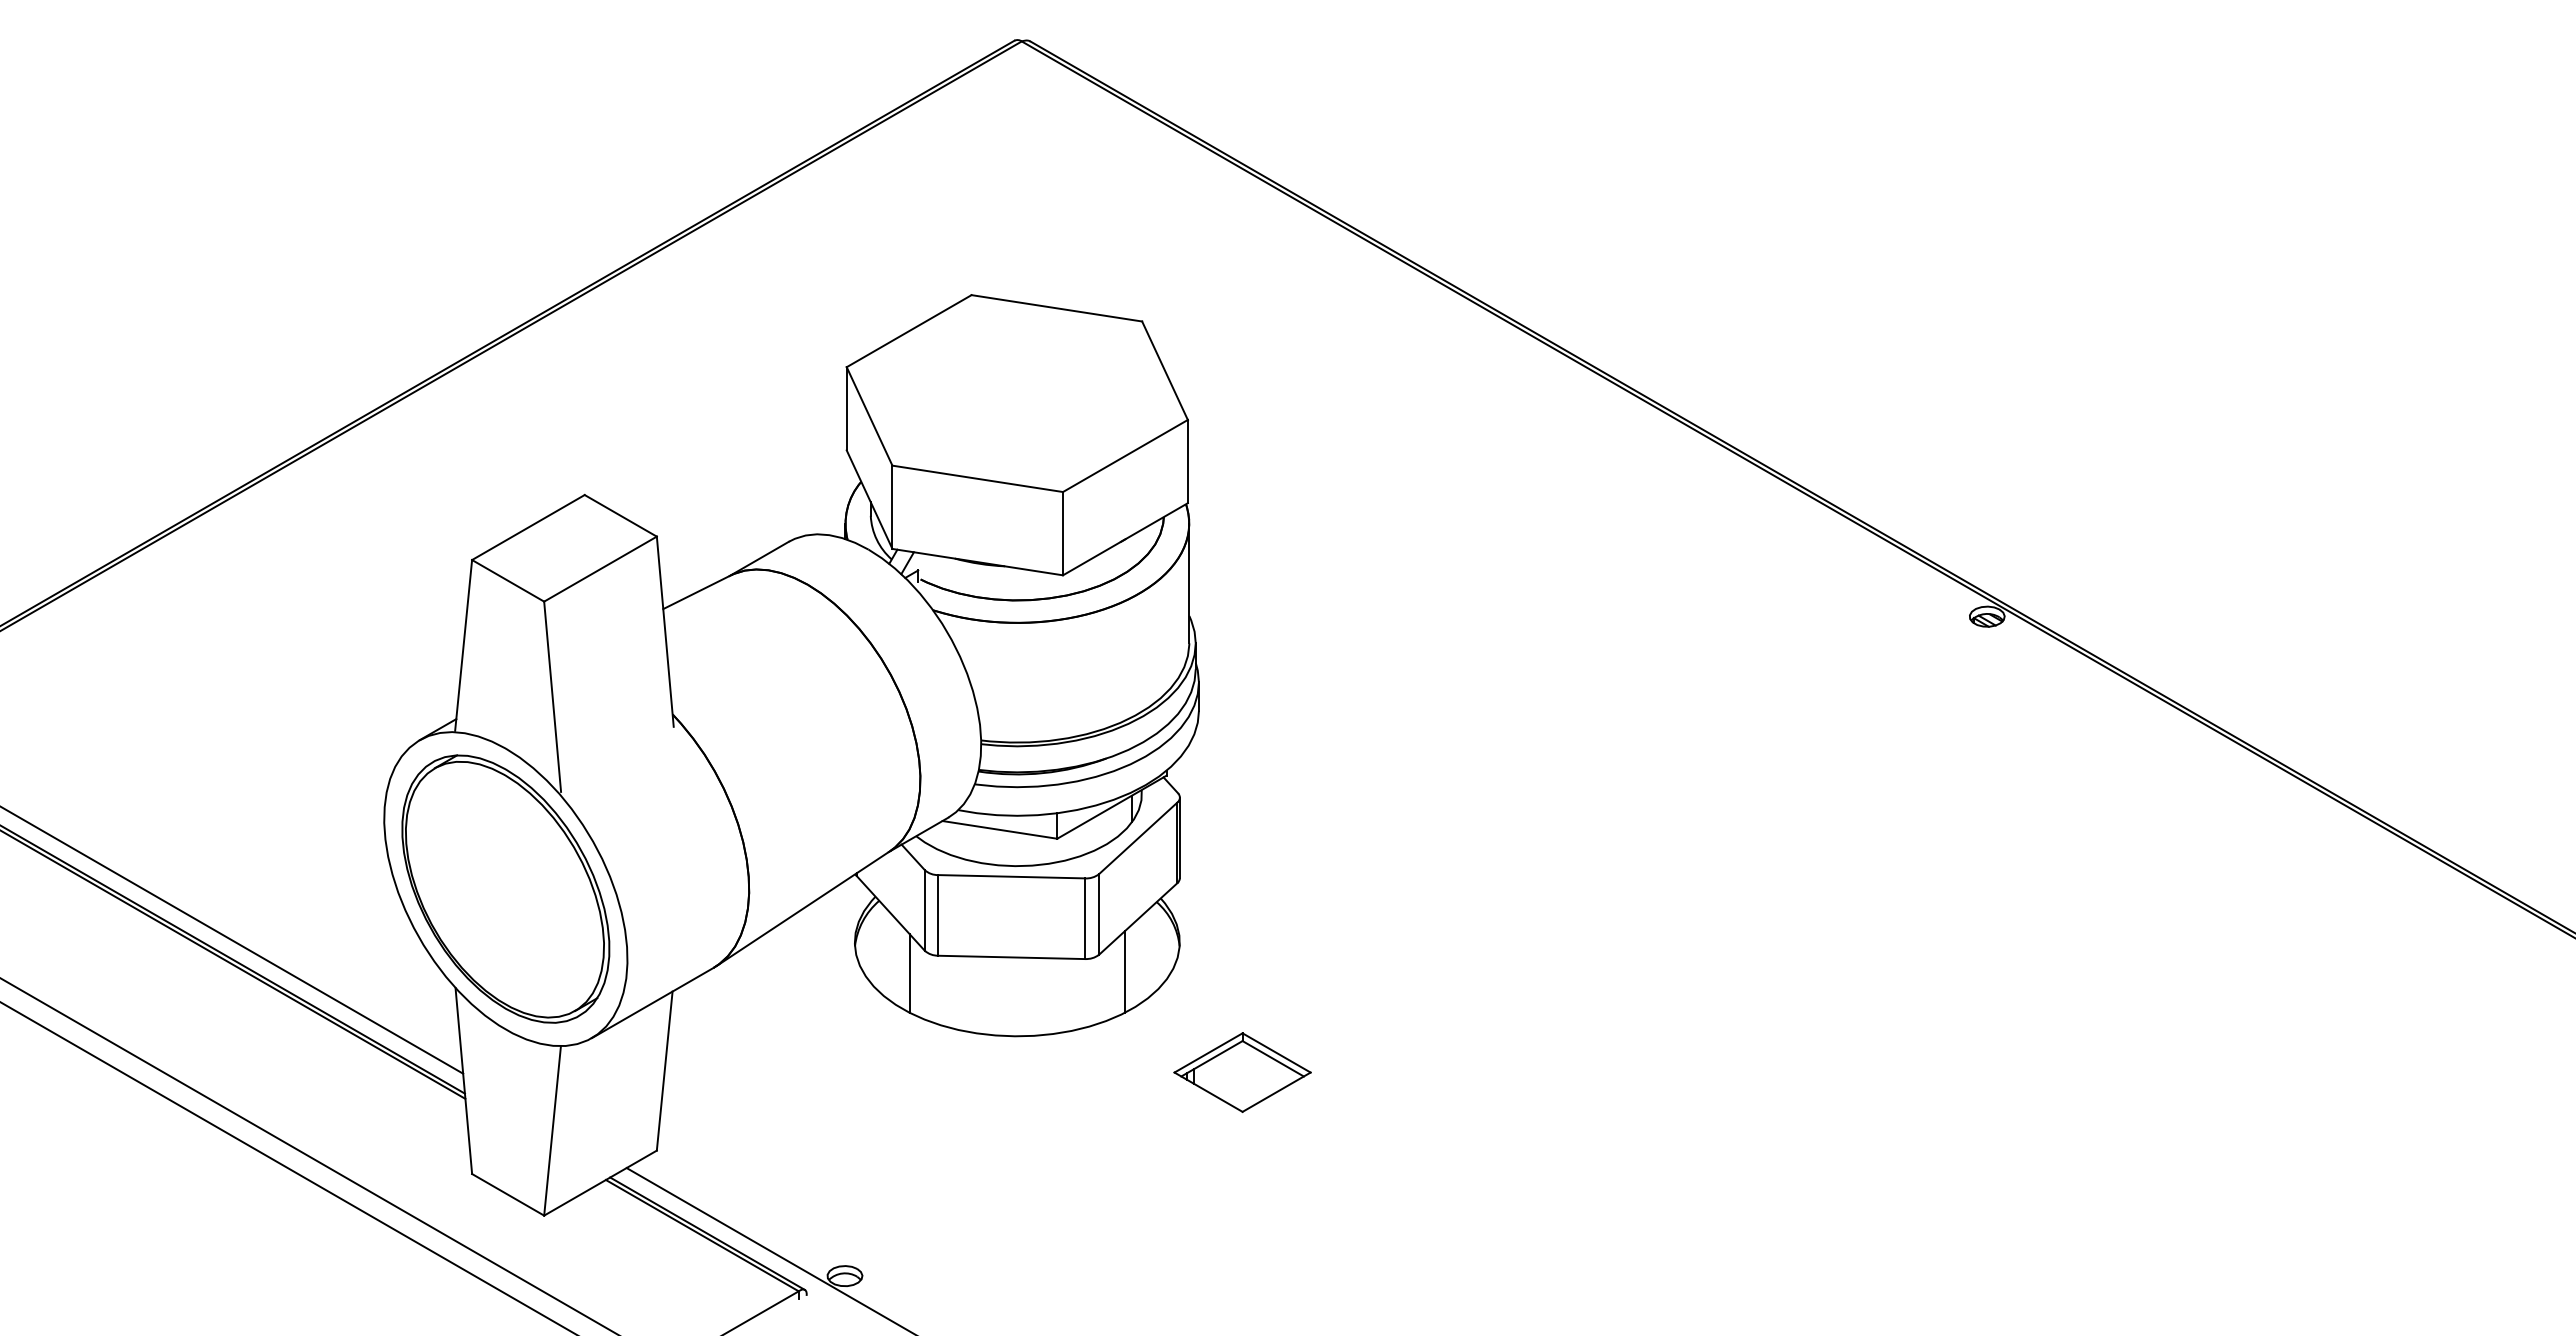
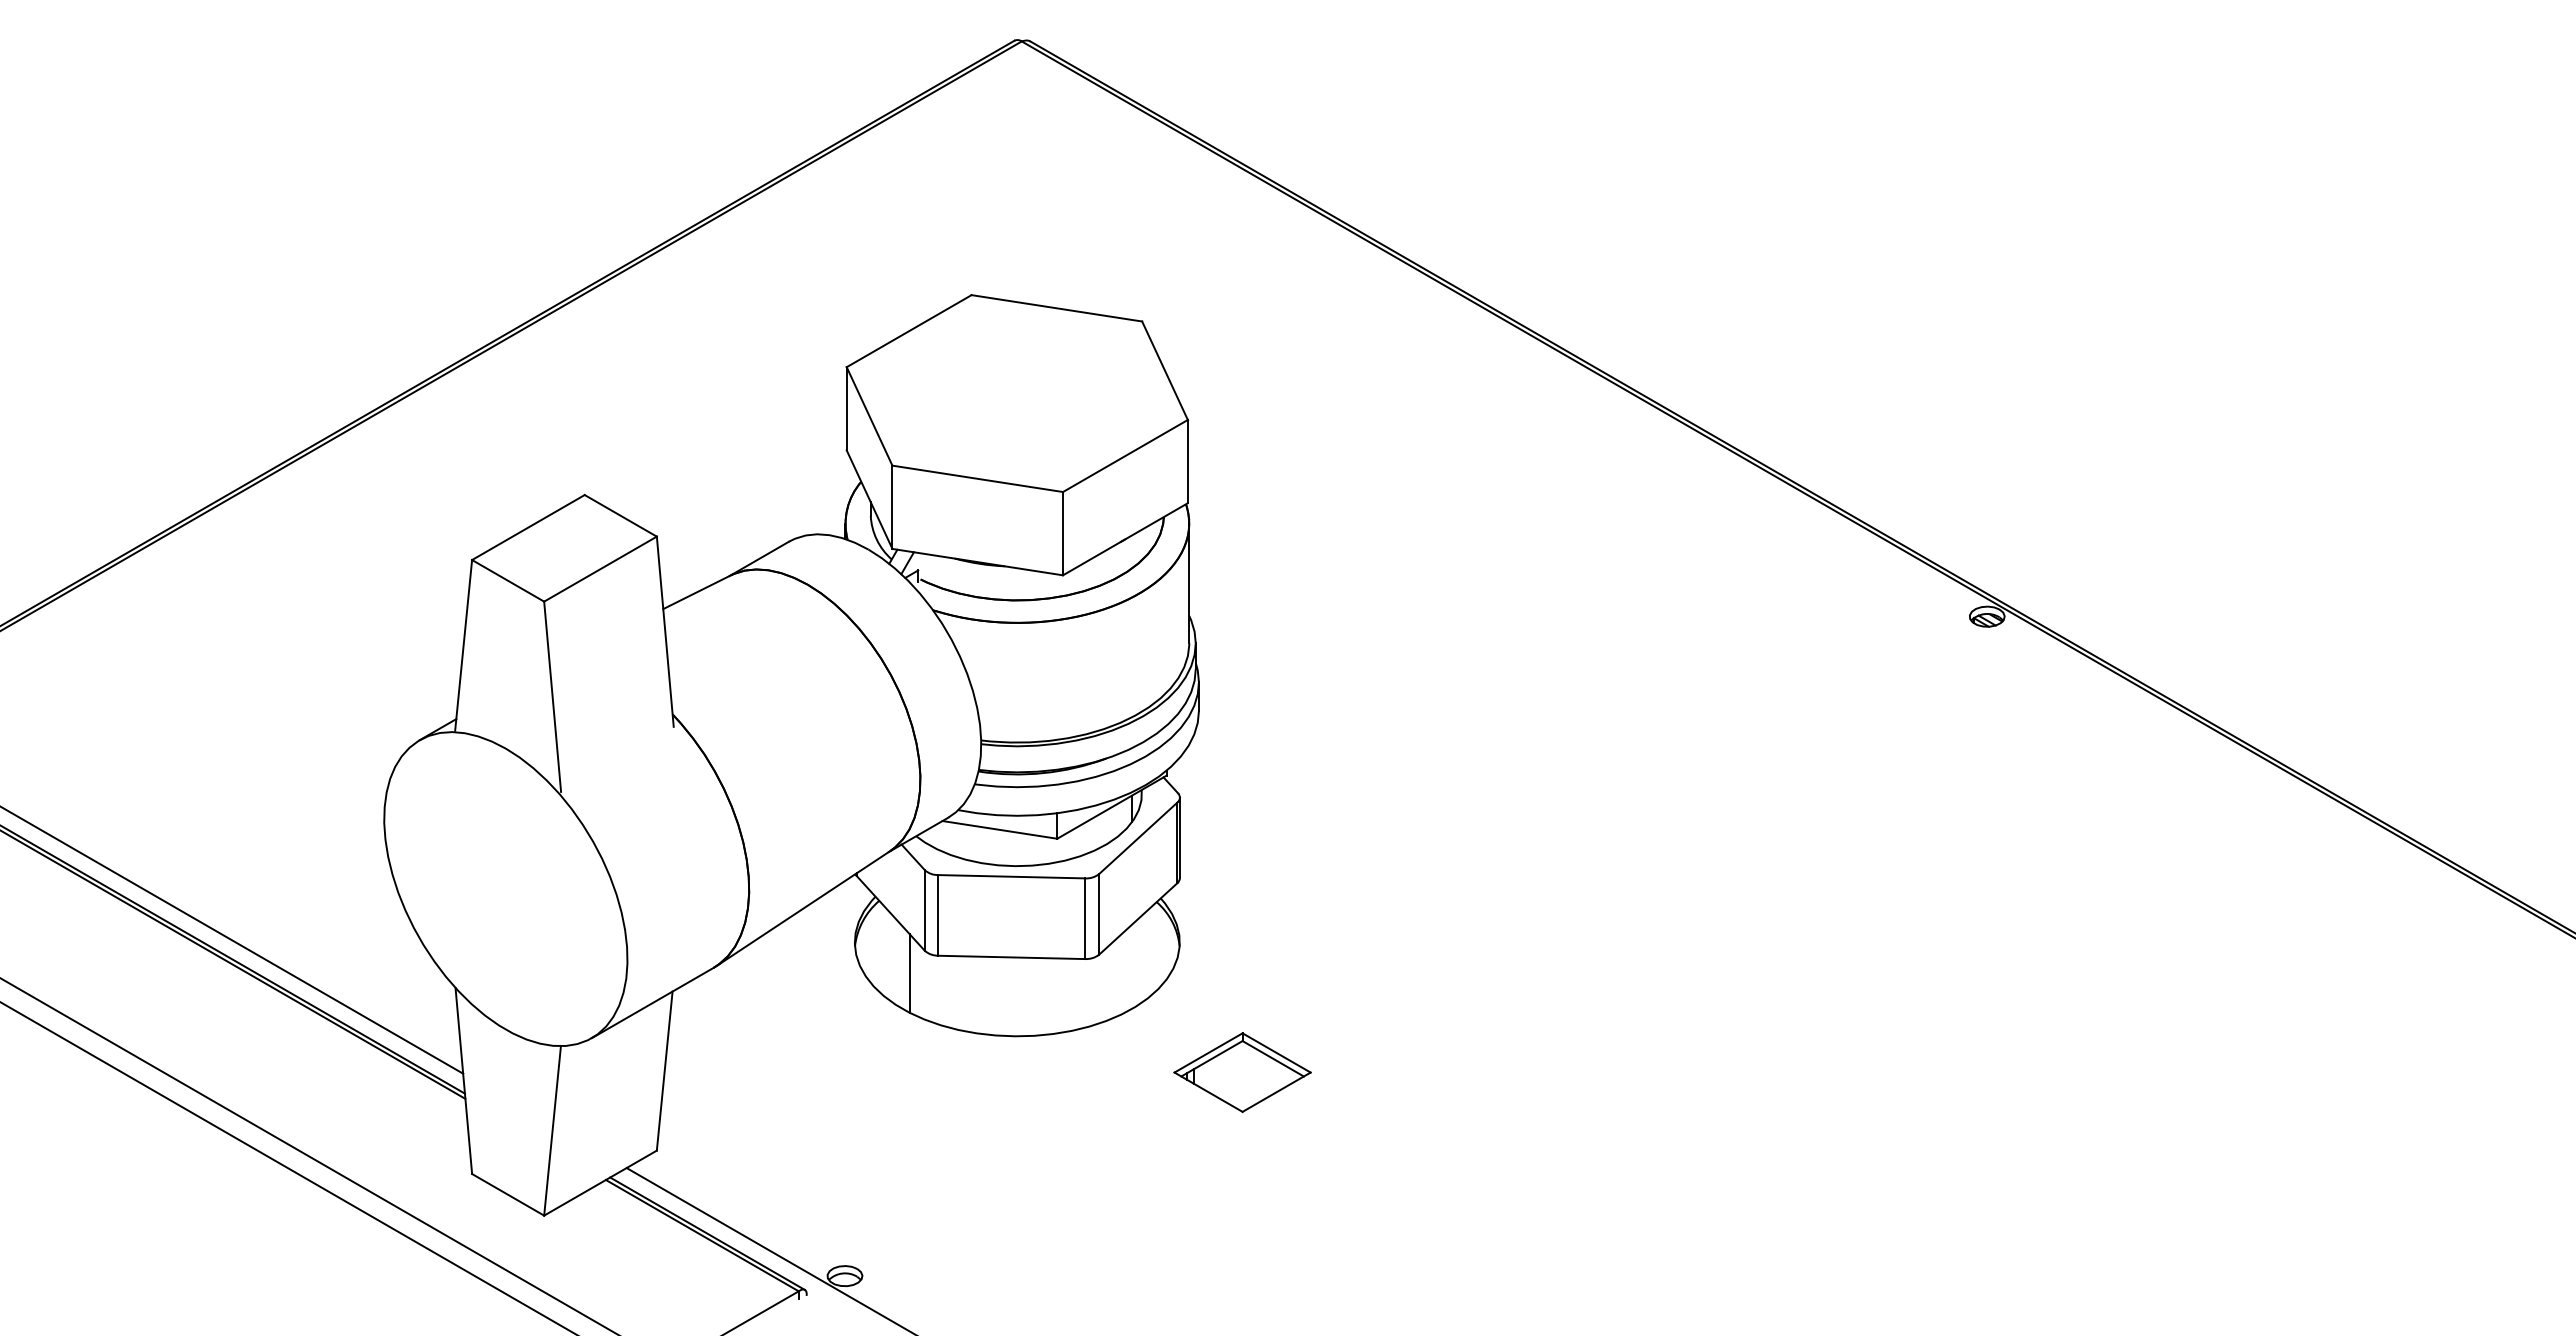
part: present -> none (505, 888)
line: present -> none (1125, 971)
